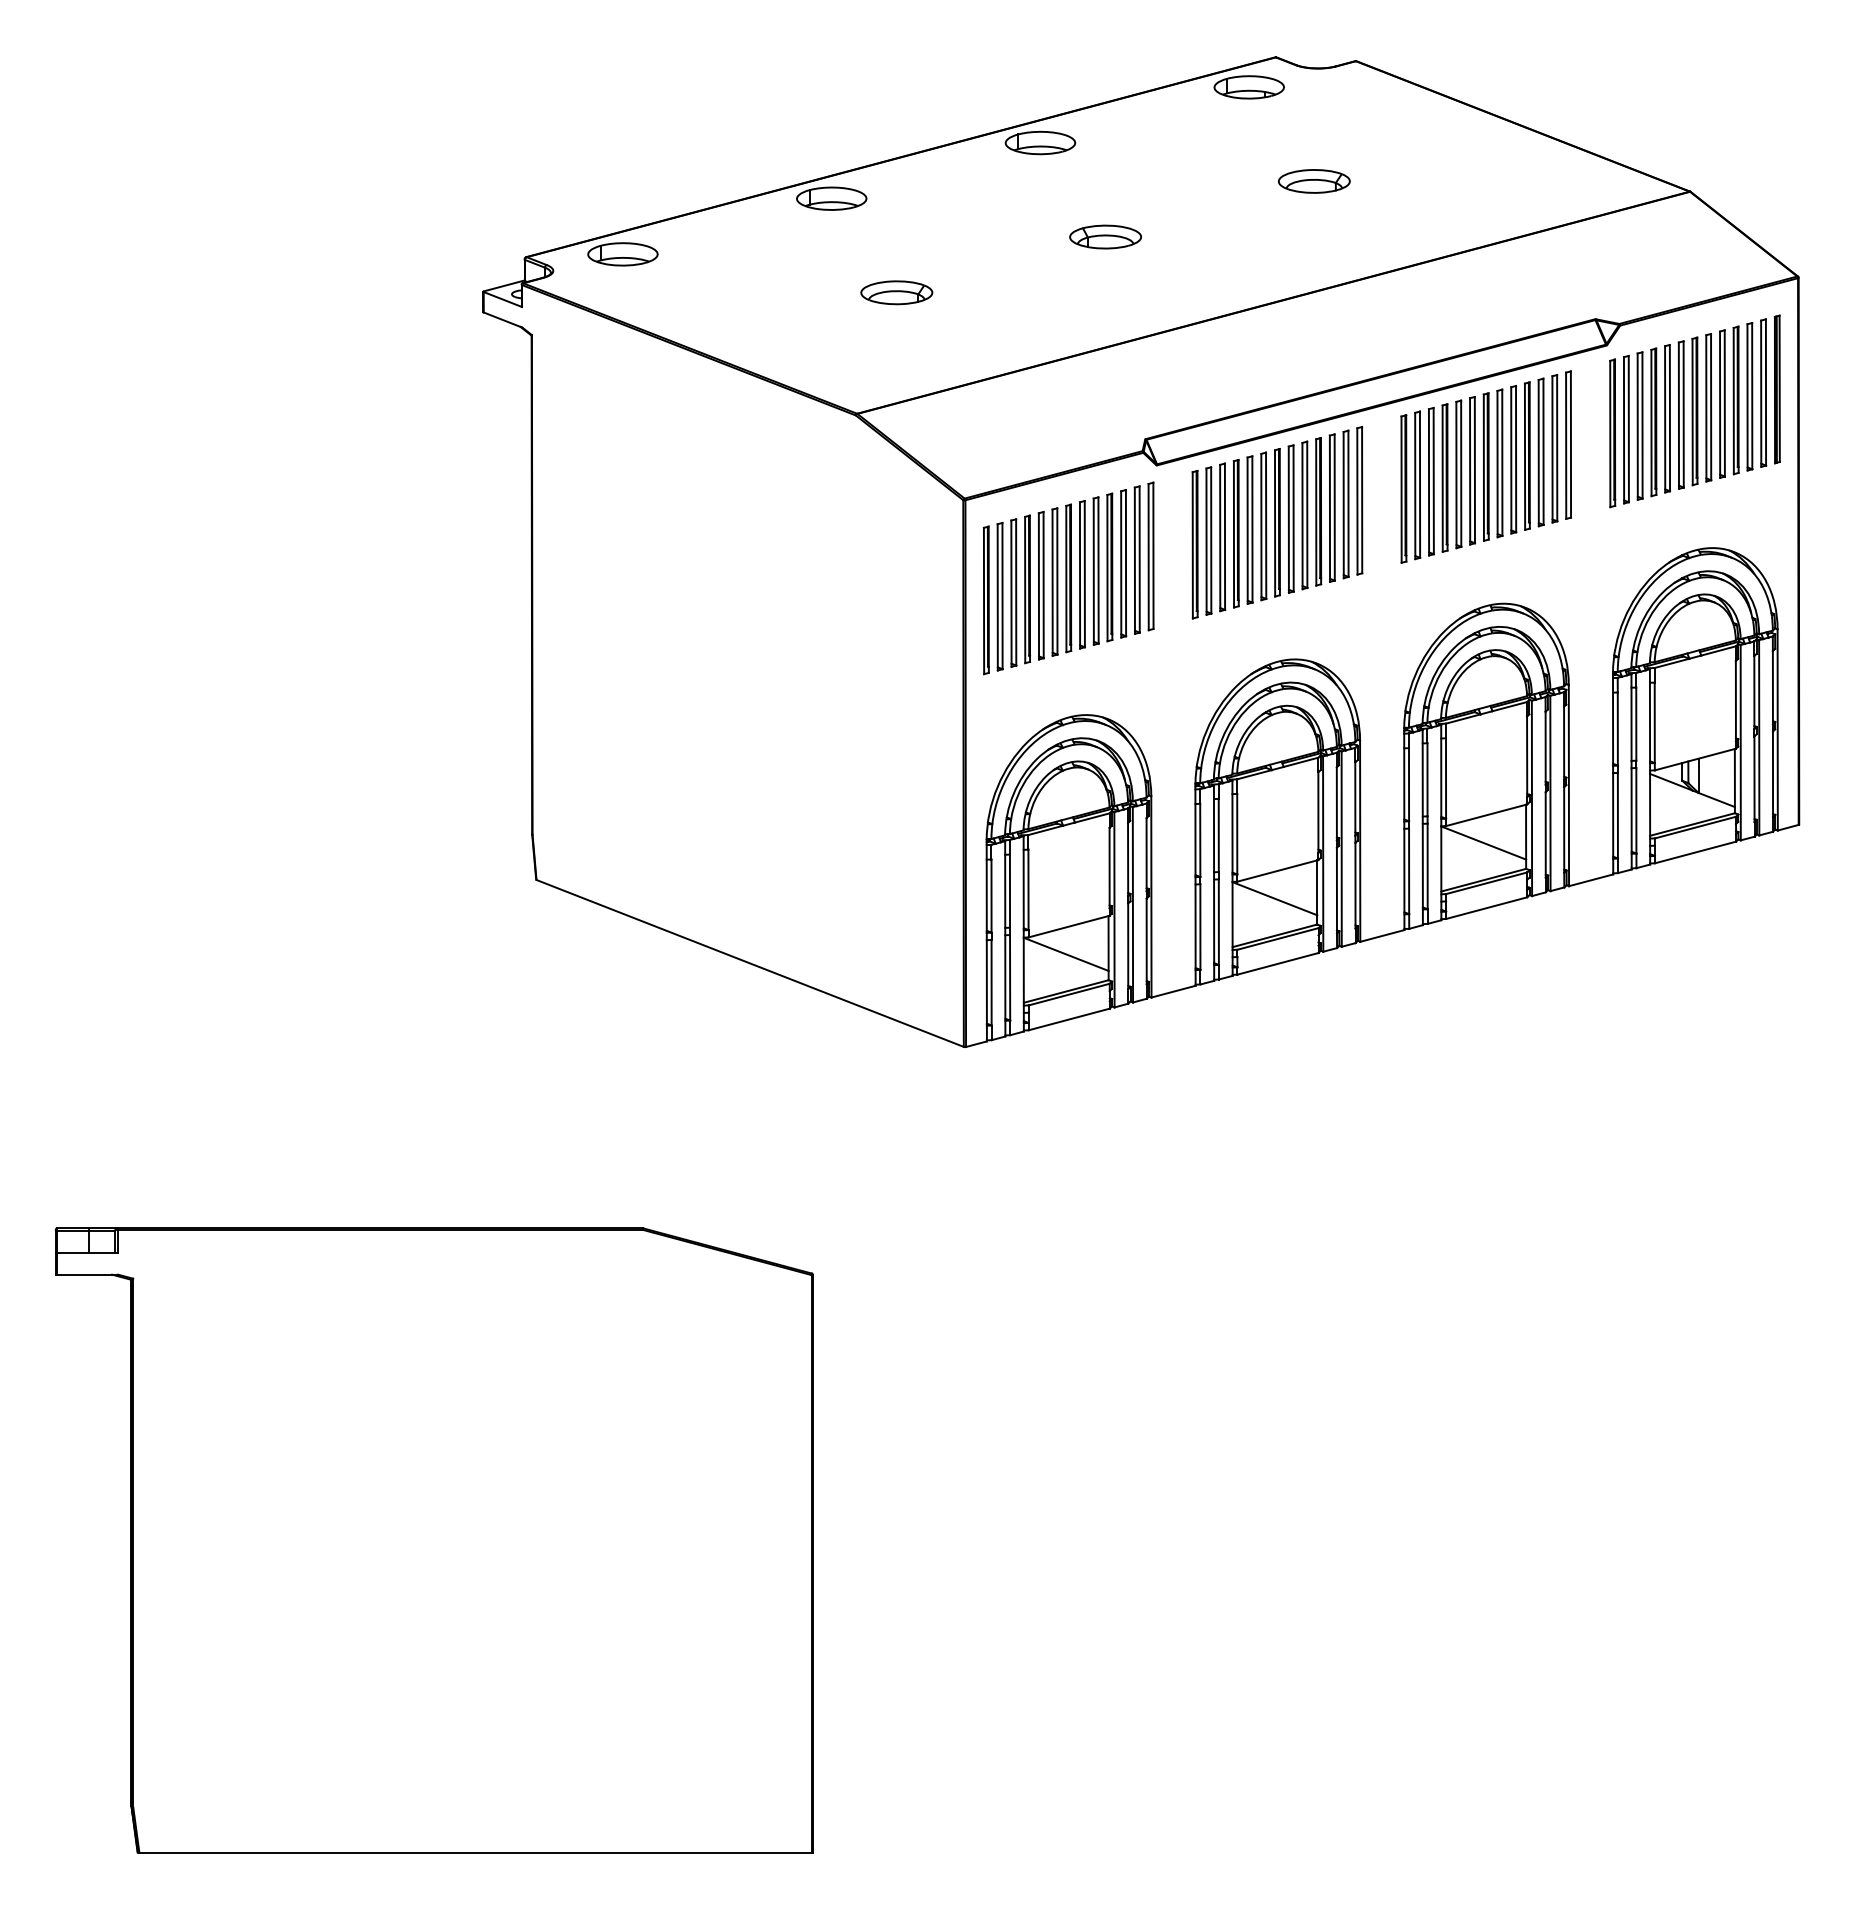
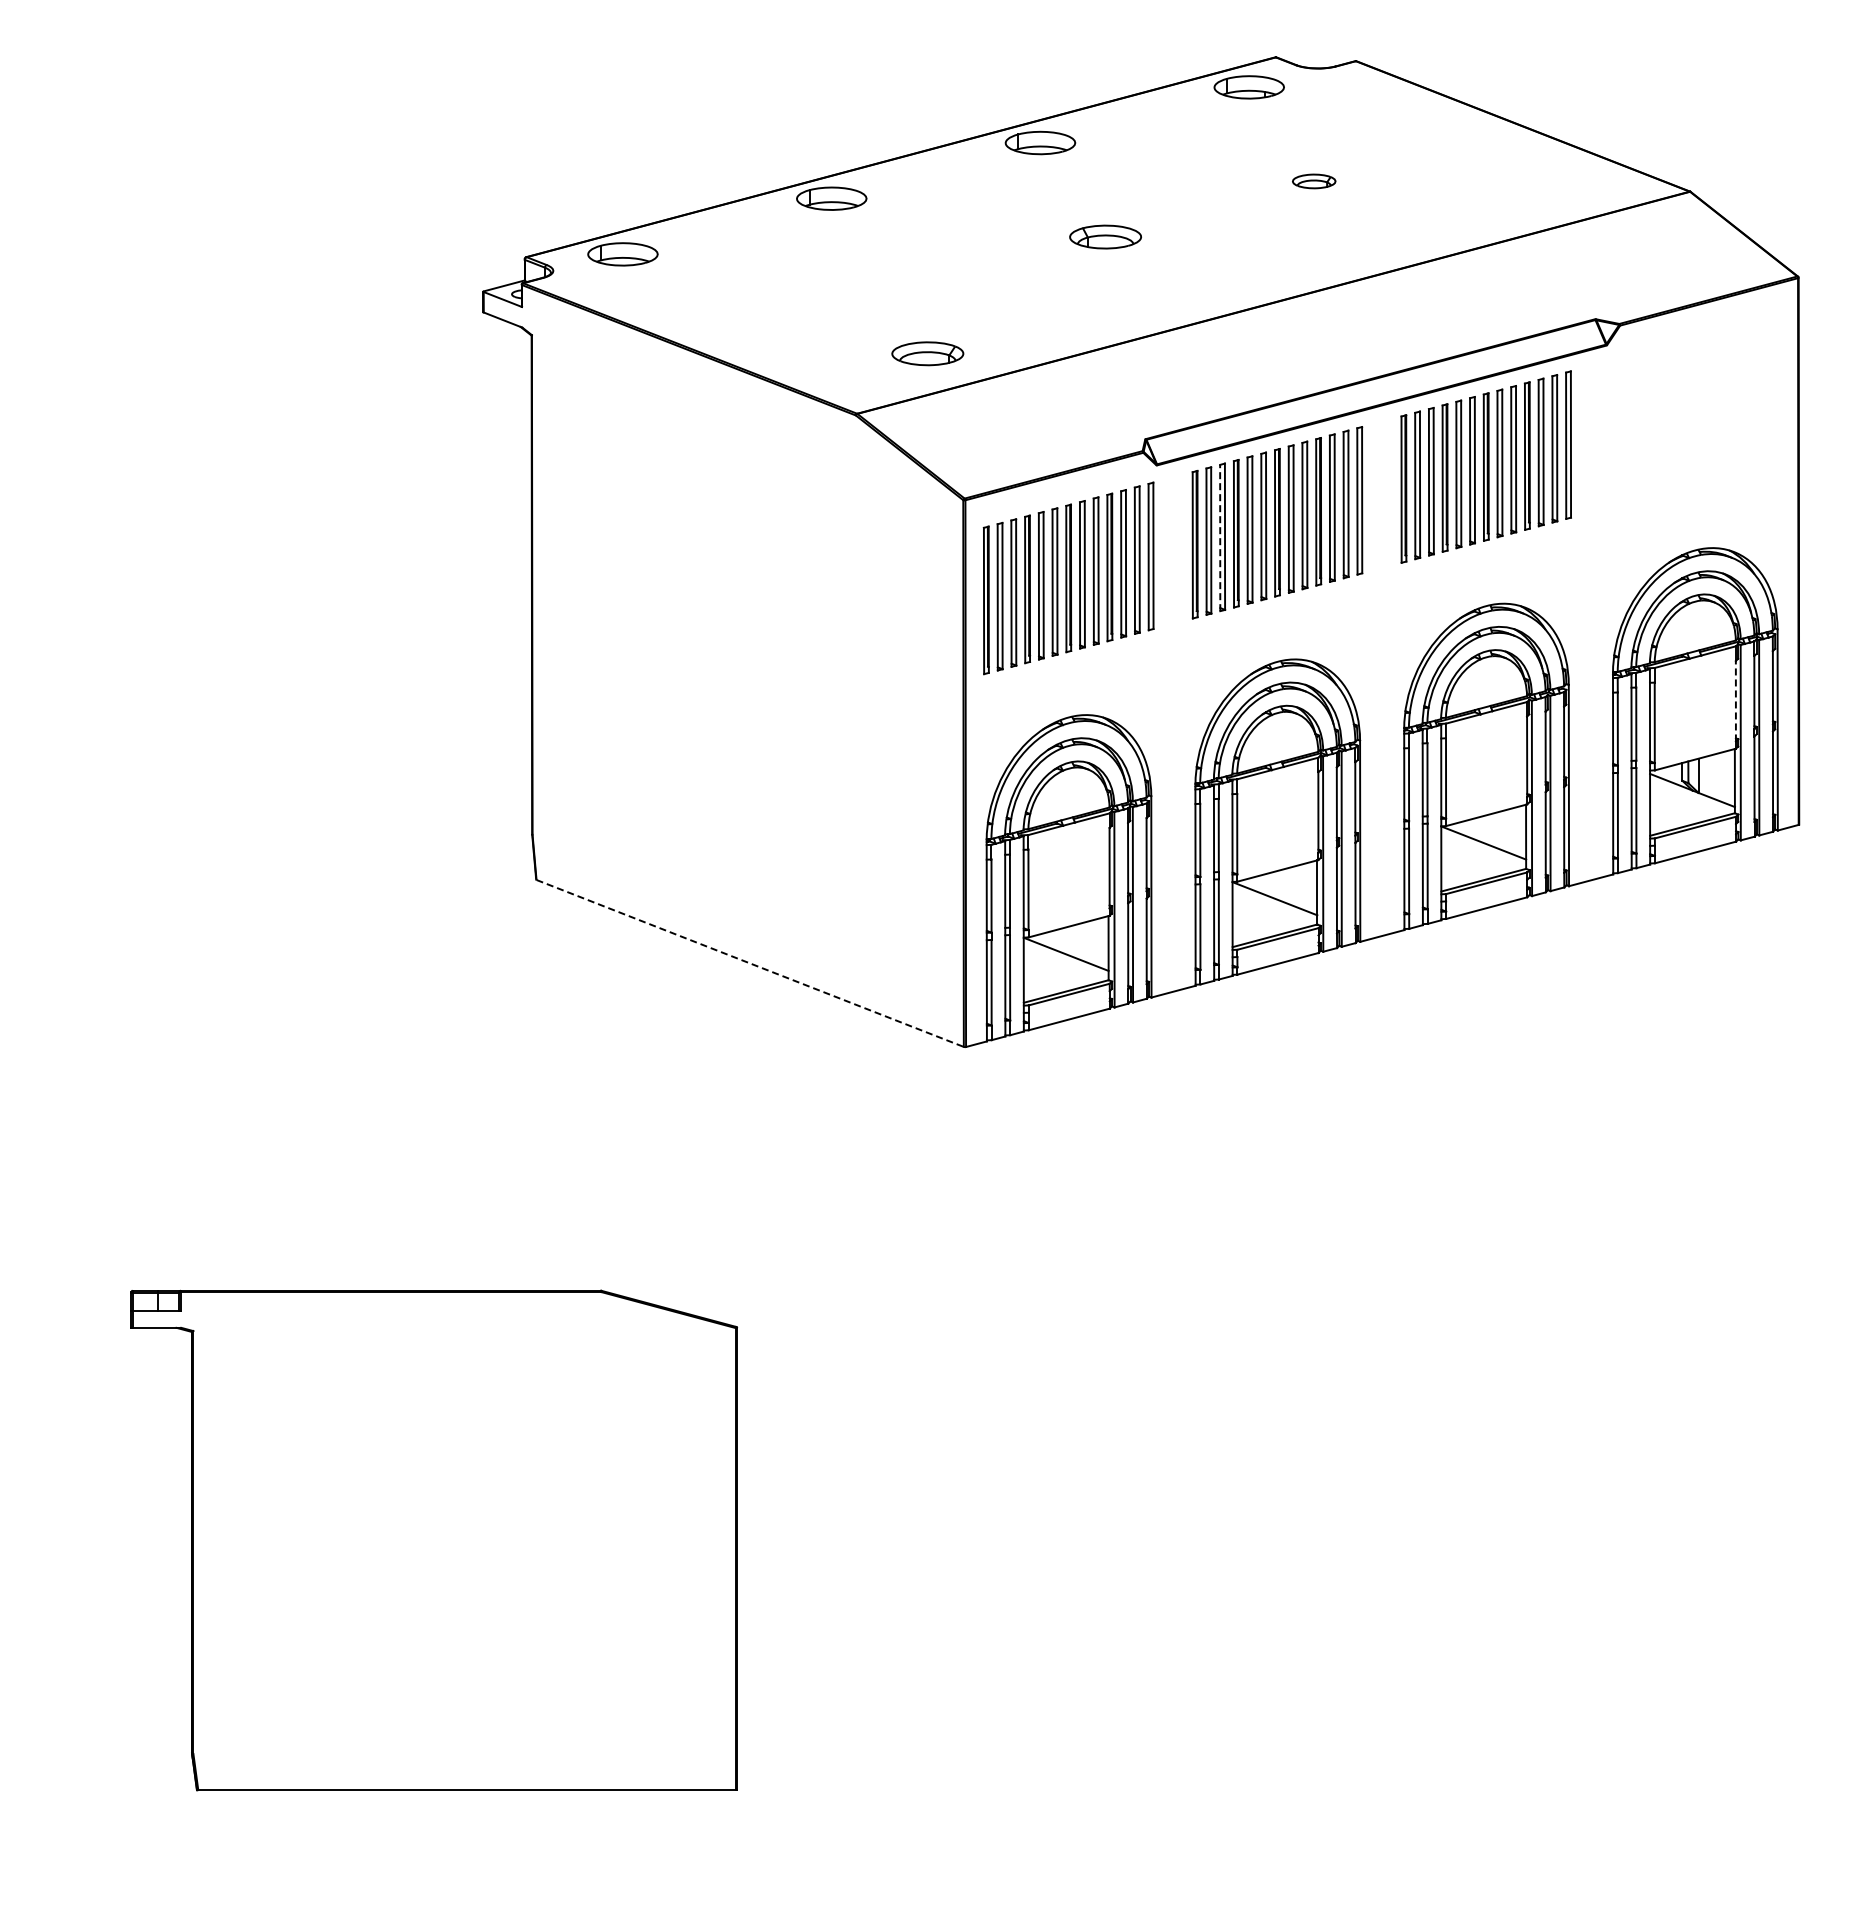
part size: 74x25 px -> 45x17 px (1314, 181)
part position: (896, 292) -> (927, 353) (927, 353)
part: present -> none (1694, 411)
line: solid -> dashed (1220, 537)
line: solid -> dashed (1735, 700)
line: solid -> dashed (750, 963)
part size: 760x627 px -> 608x503 px (433, 1540)
